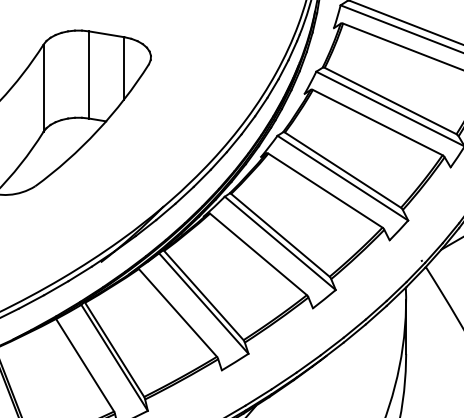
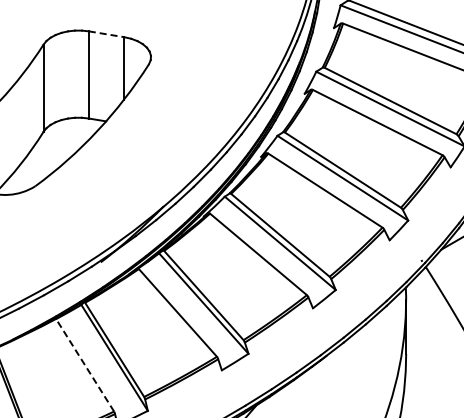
line: solid -> dashed (107, 34)
line: solid -> dashed (85, 365)
